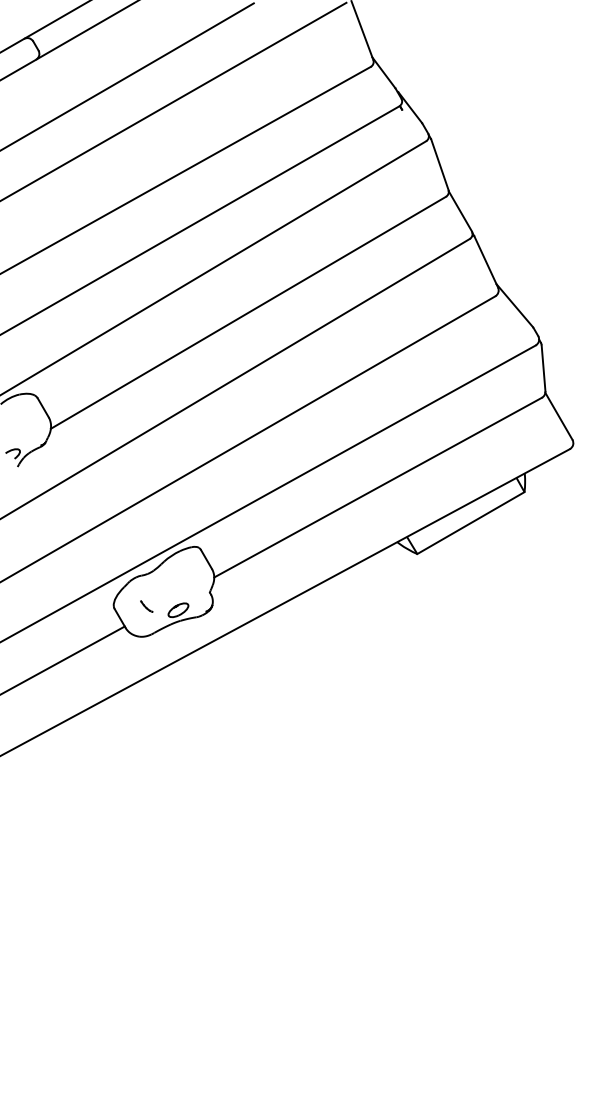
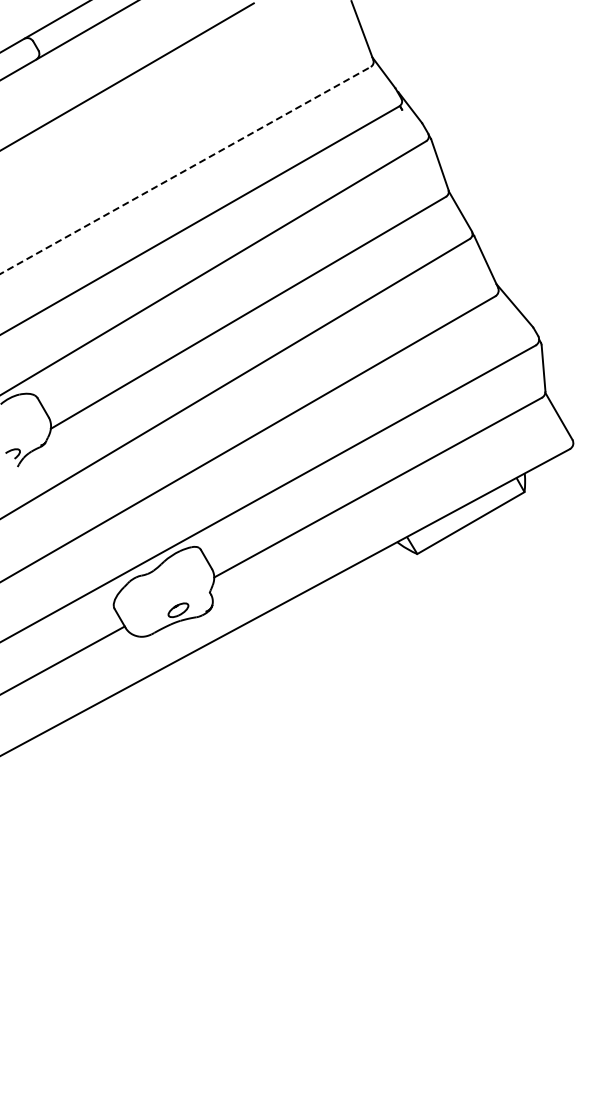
line: present -> none (174, 100)
line: solid -> dashed (185, 170)
line: present -> none (146, 606)
